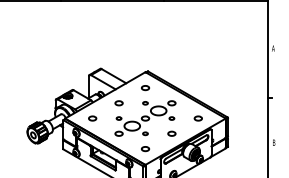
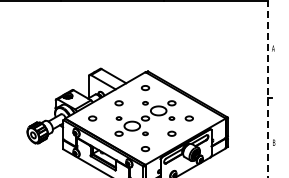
line: solid -> dashed (267, 89)
part position: (197, 118) -> (188, 118) (188, 118)
